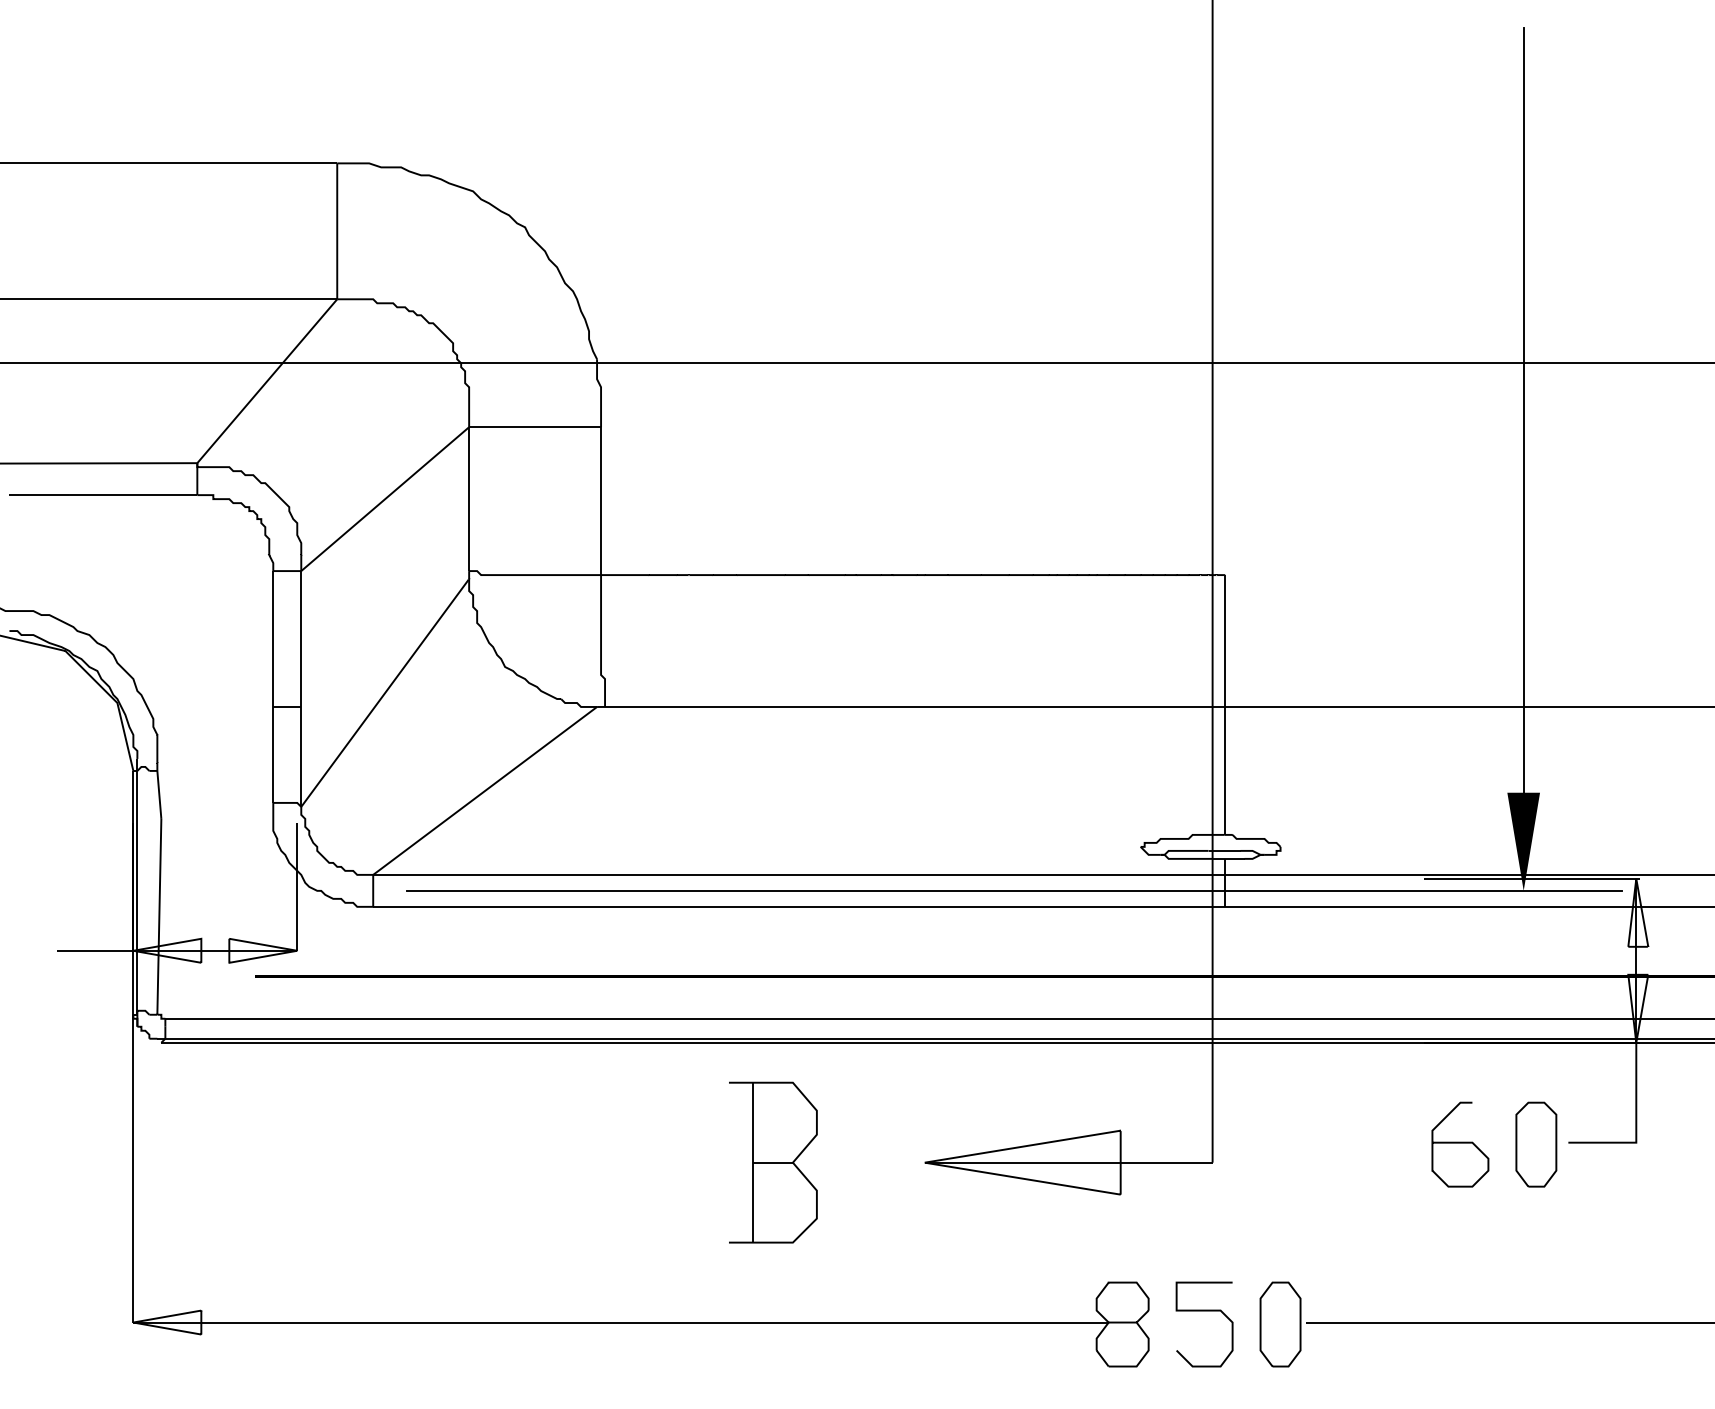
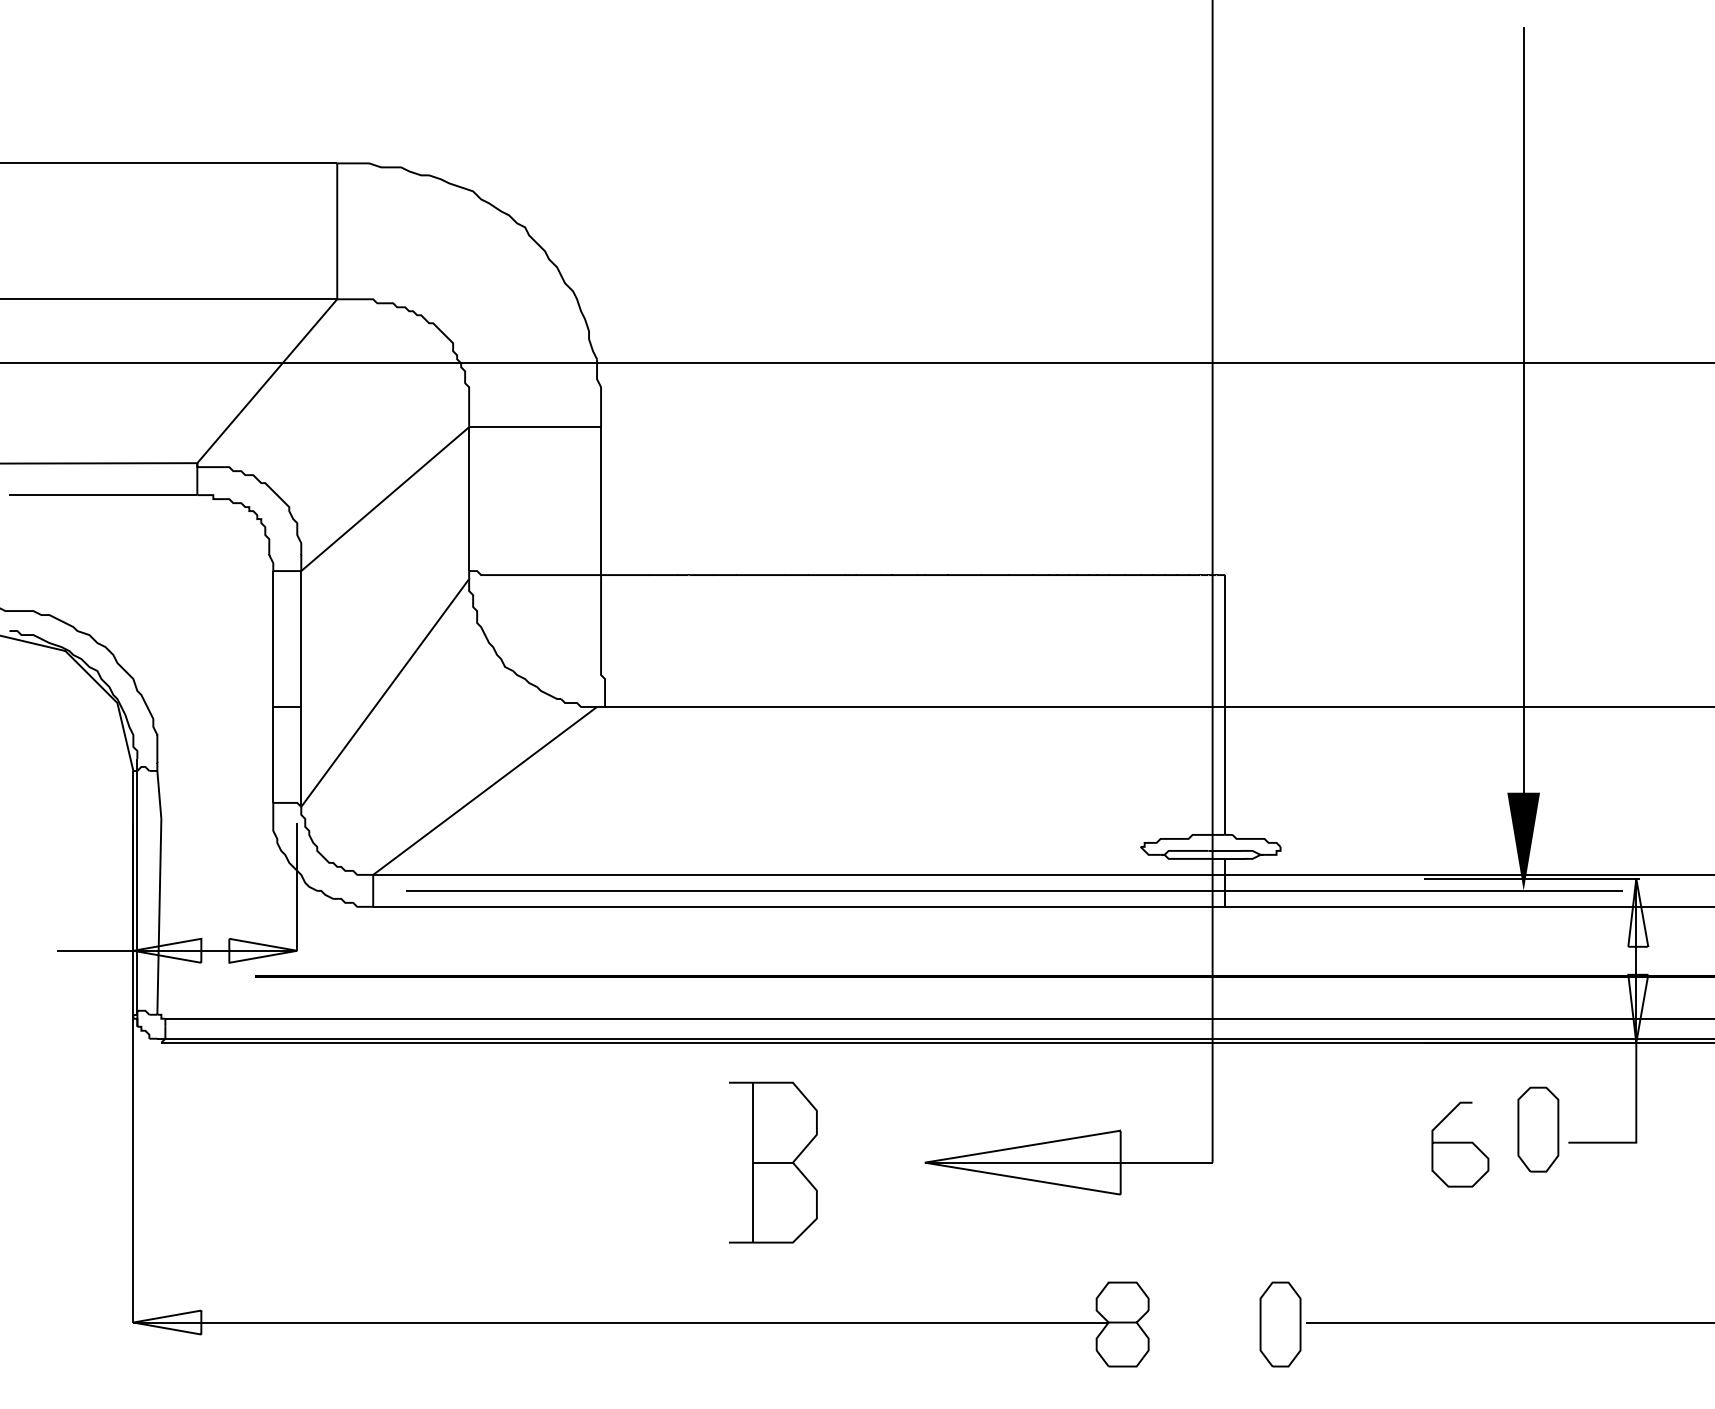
part position: (1536, 1144) -> (1538, 1129) (1538, 1129)
curve: present -> none (1204, 1311)
